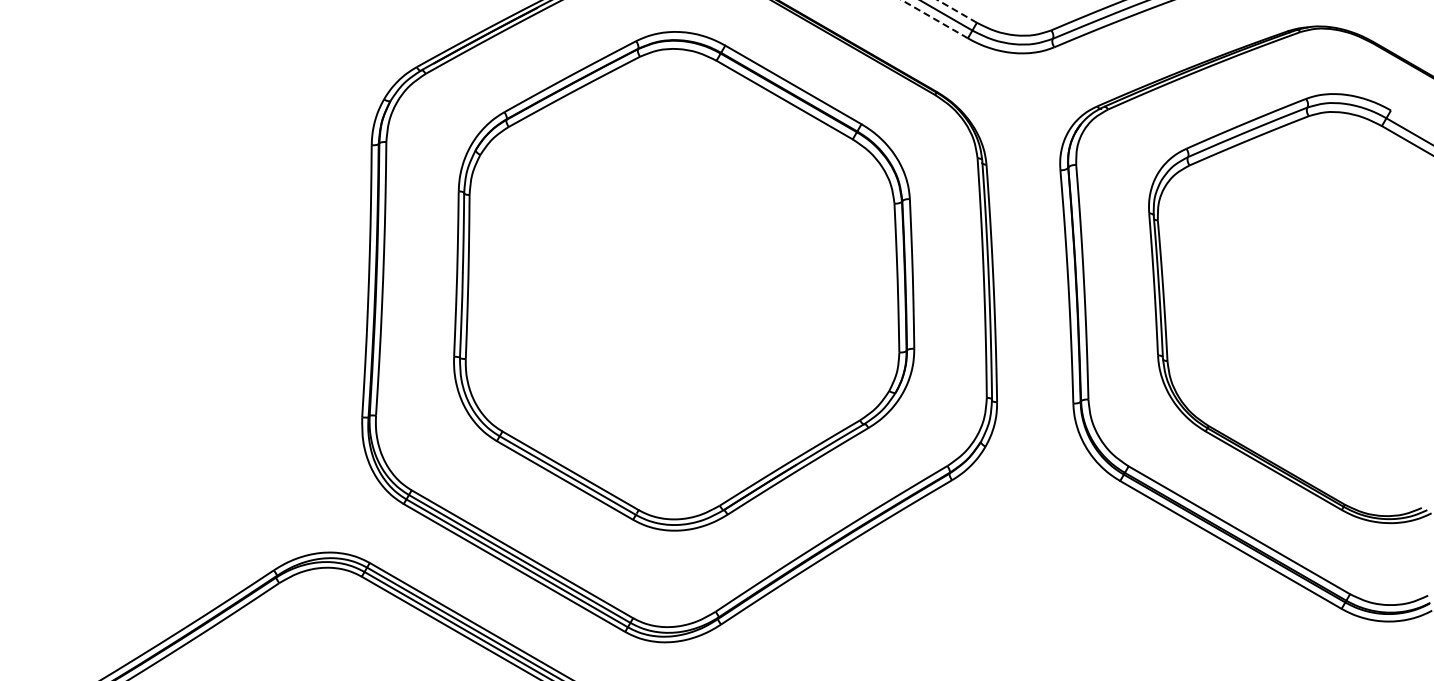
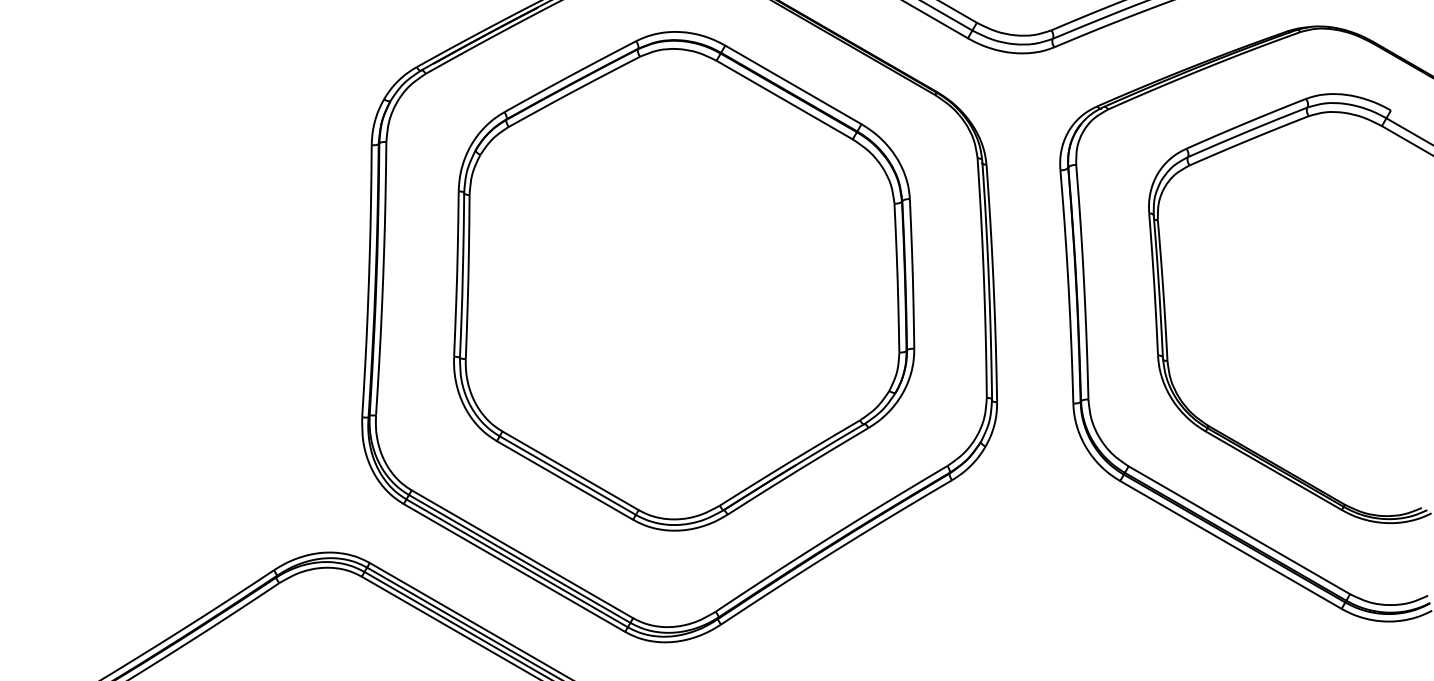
line: dashed -> solid (957, 11)
line: dashed -> solid (935, 19)
